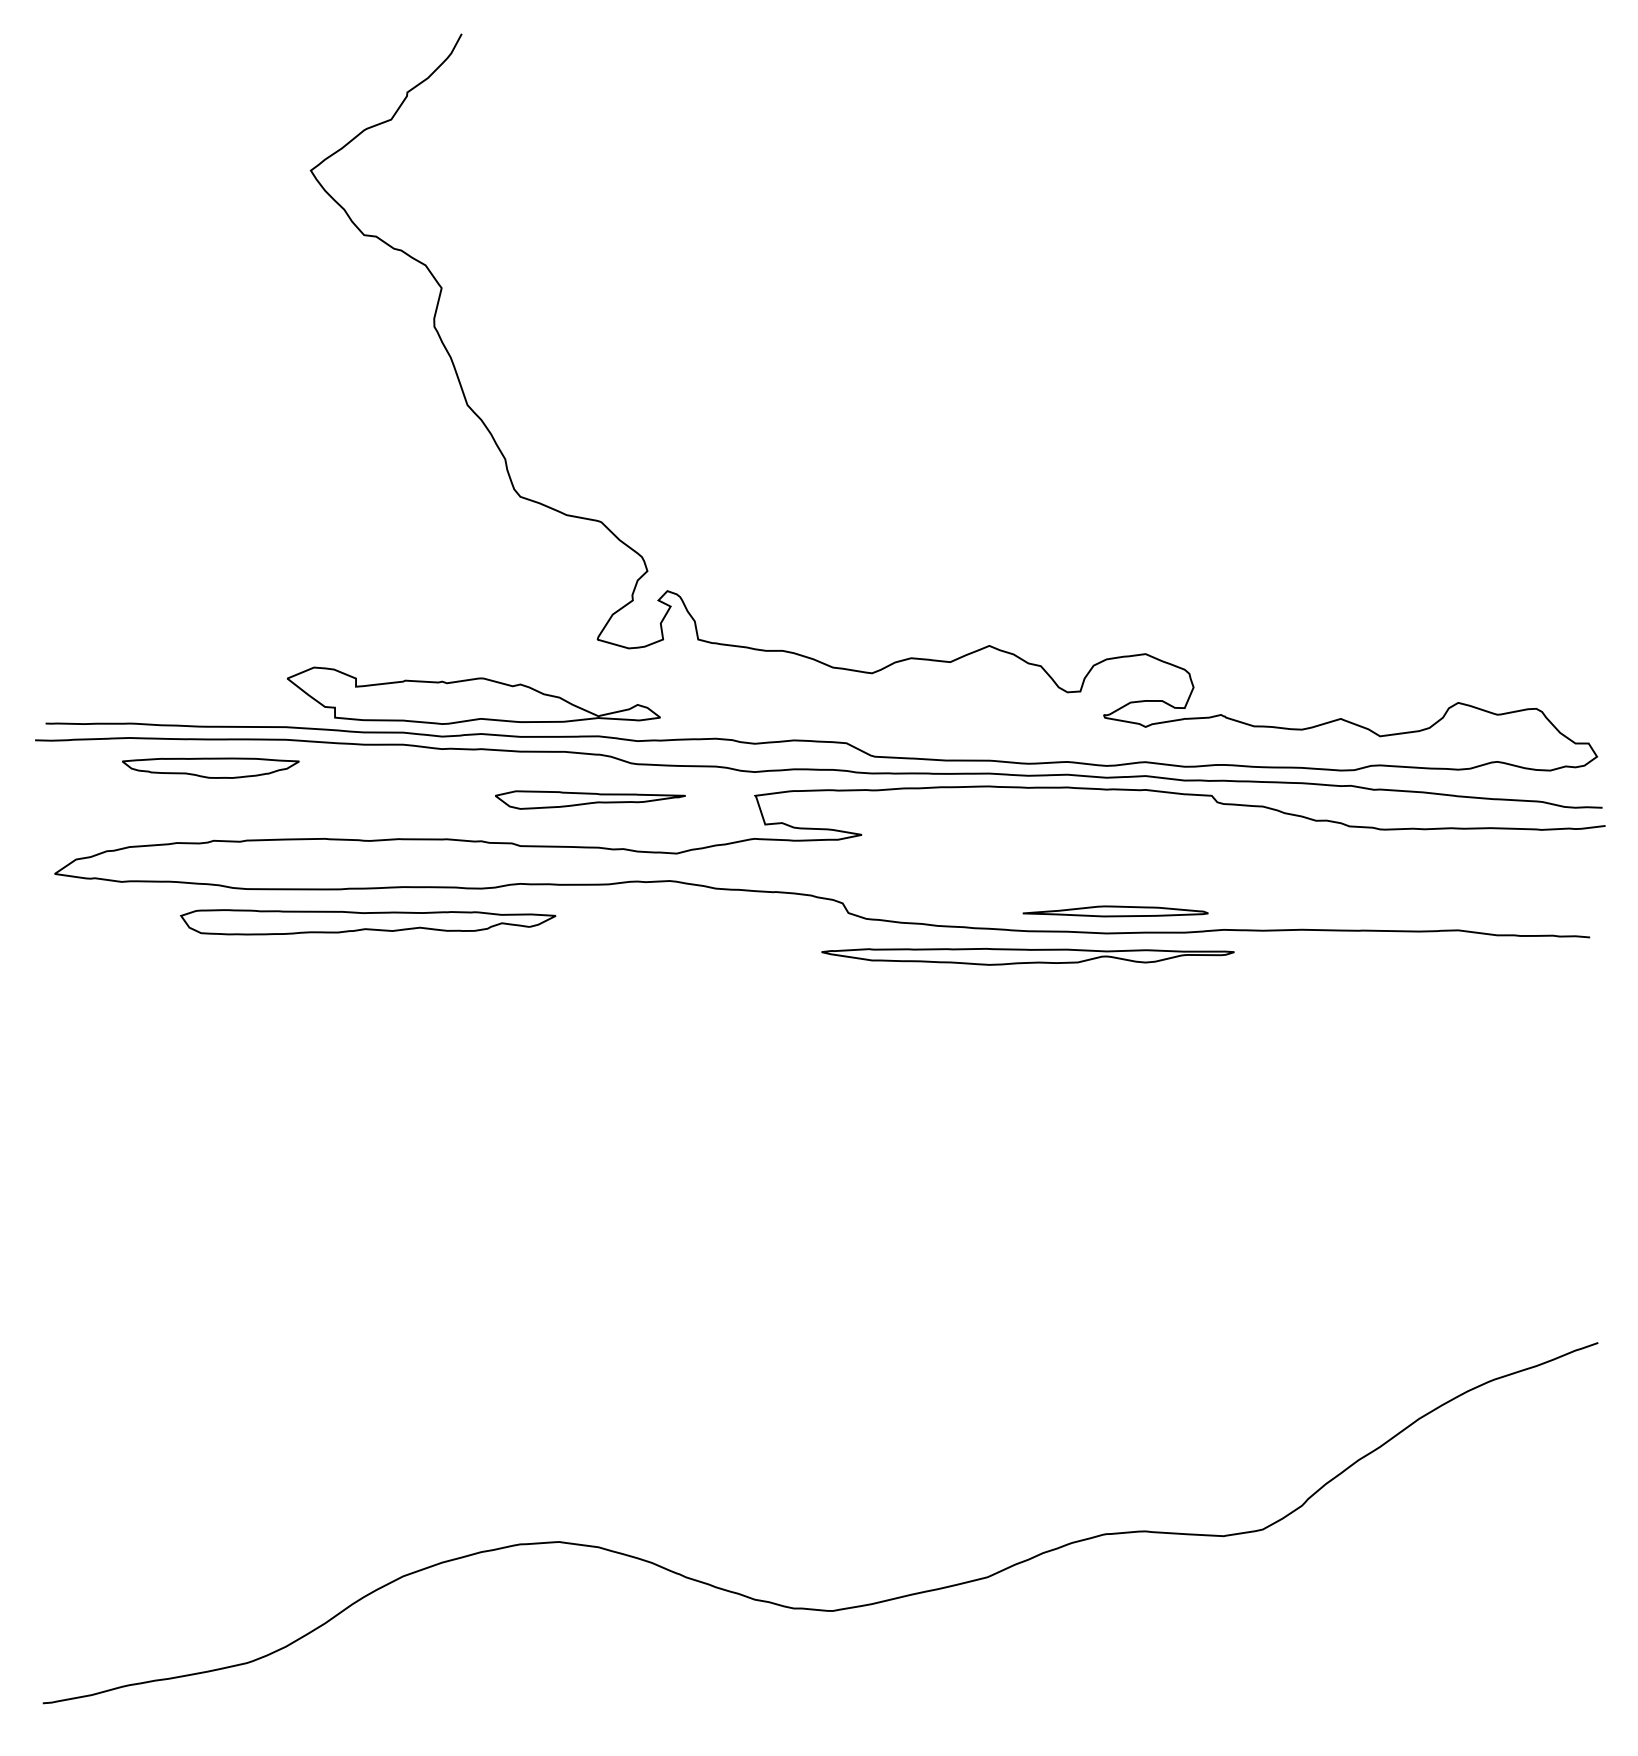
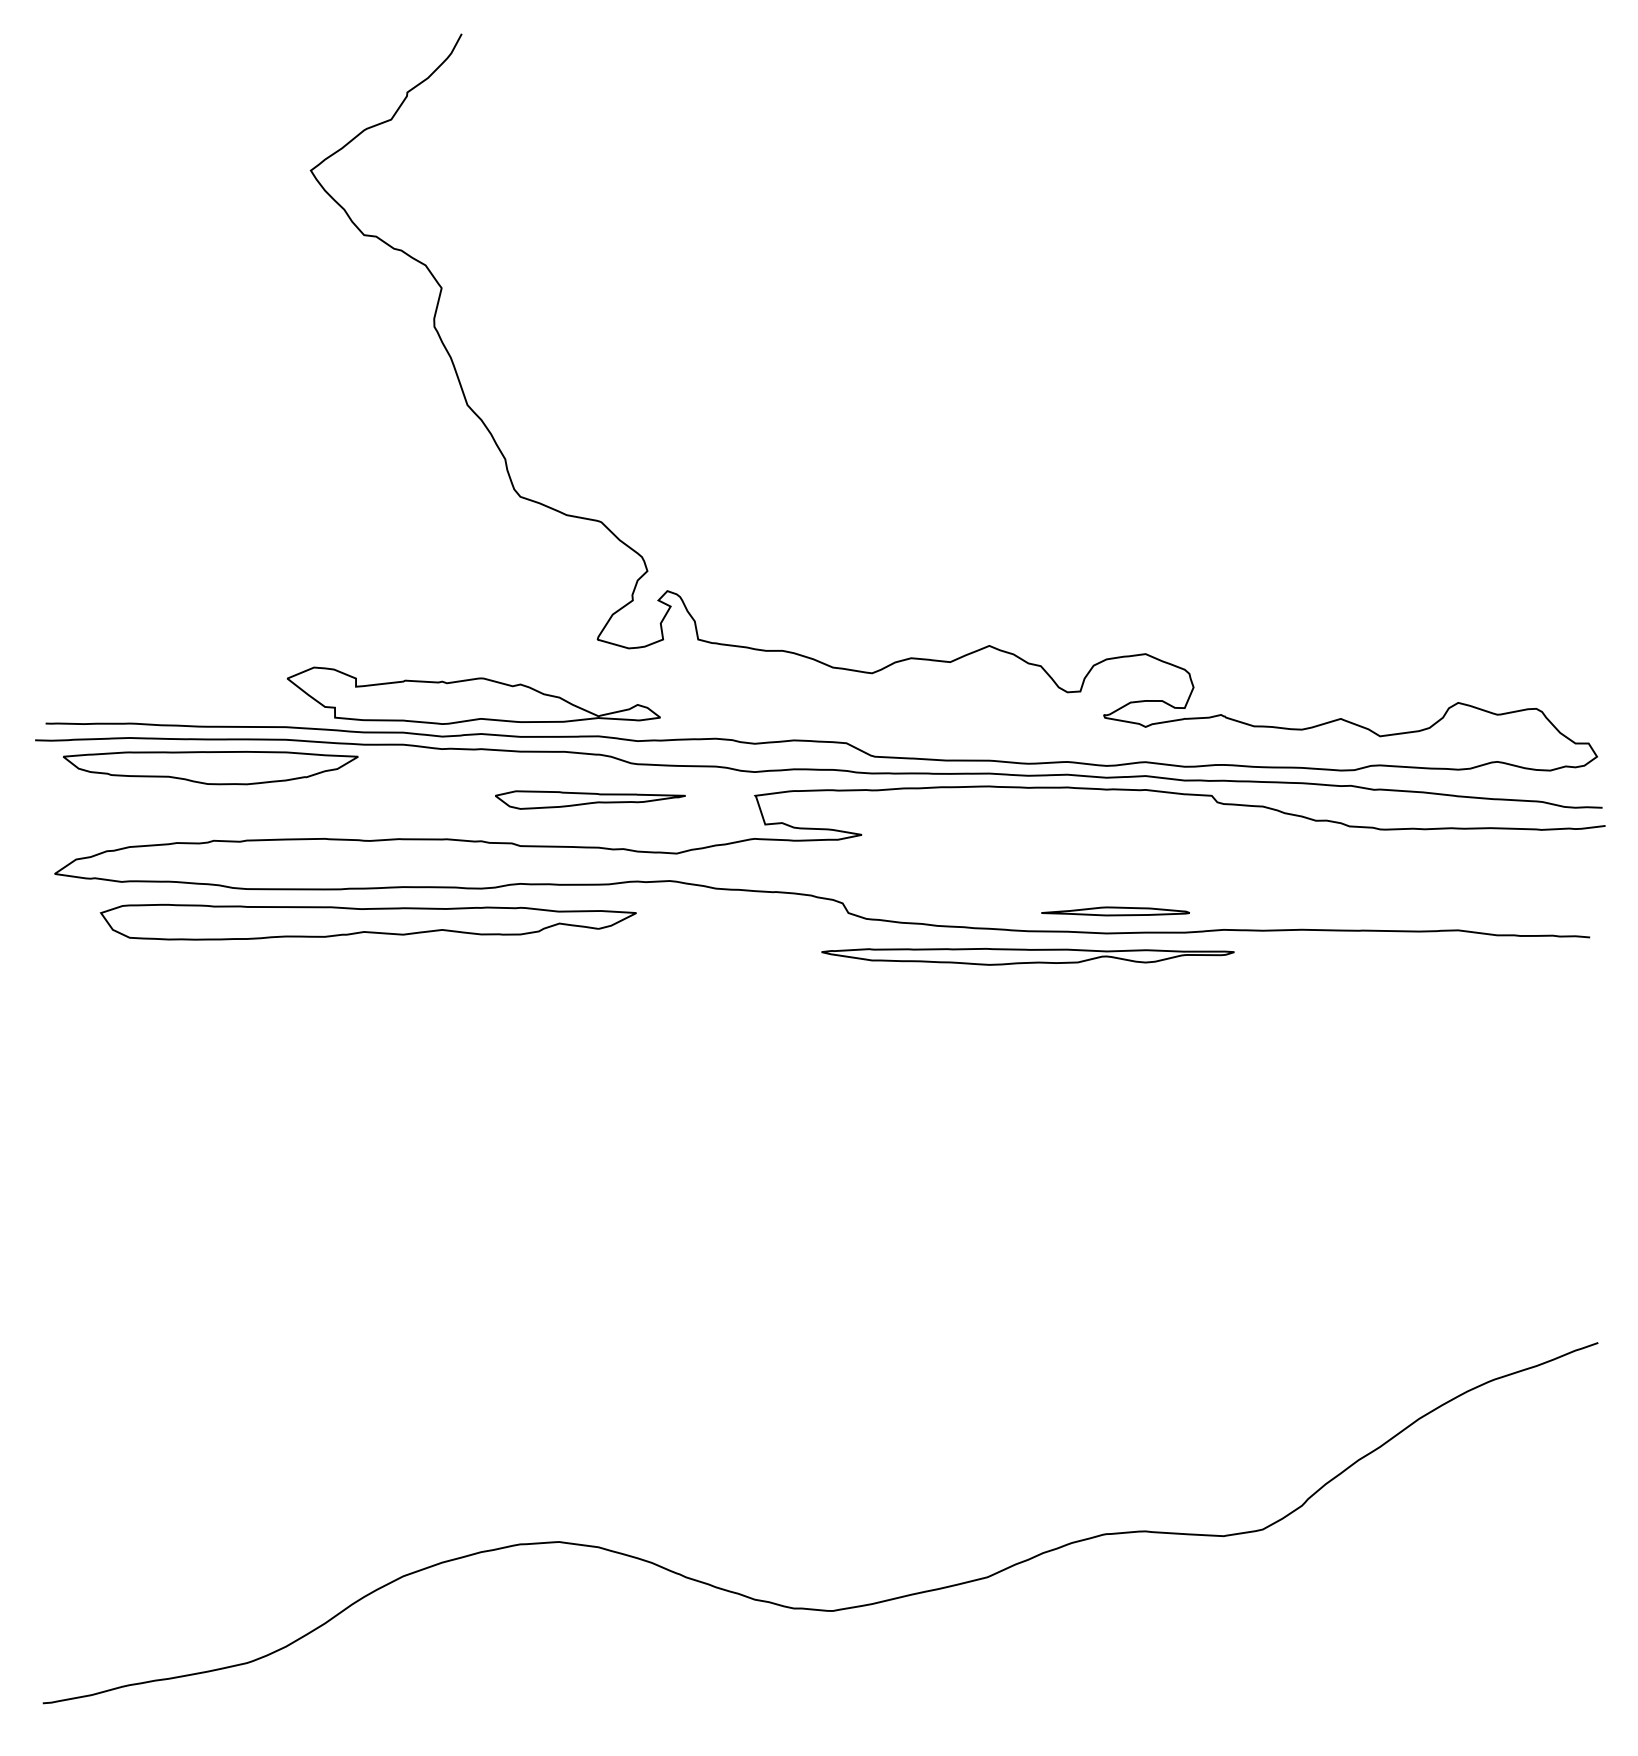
part size: 178x22 px -> 296x35 px (210, 768)
part size: 187x13 px -> 149x11 px (1115, 911)
part size: 377x27 px -> 538x37 px (367, 922)
